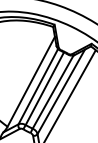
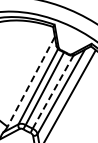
line: solid -> dashed (31, 81)
line: solid -> dashed (53, 92)
